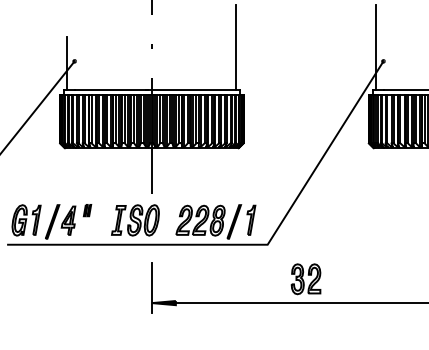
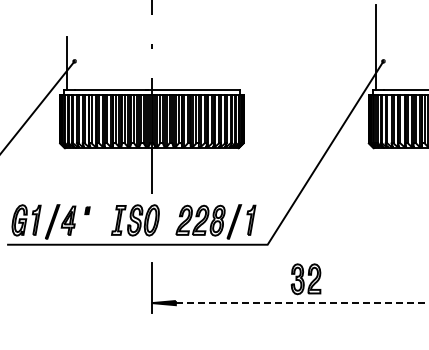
line: present -> none (236, 47)
part size: 11x14 px -> 7x10 px (87, 210)
line: solid -> dashed (302, 303)
